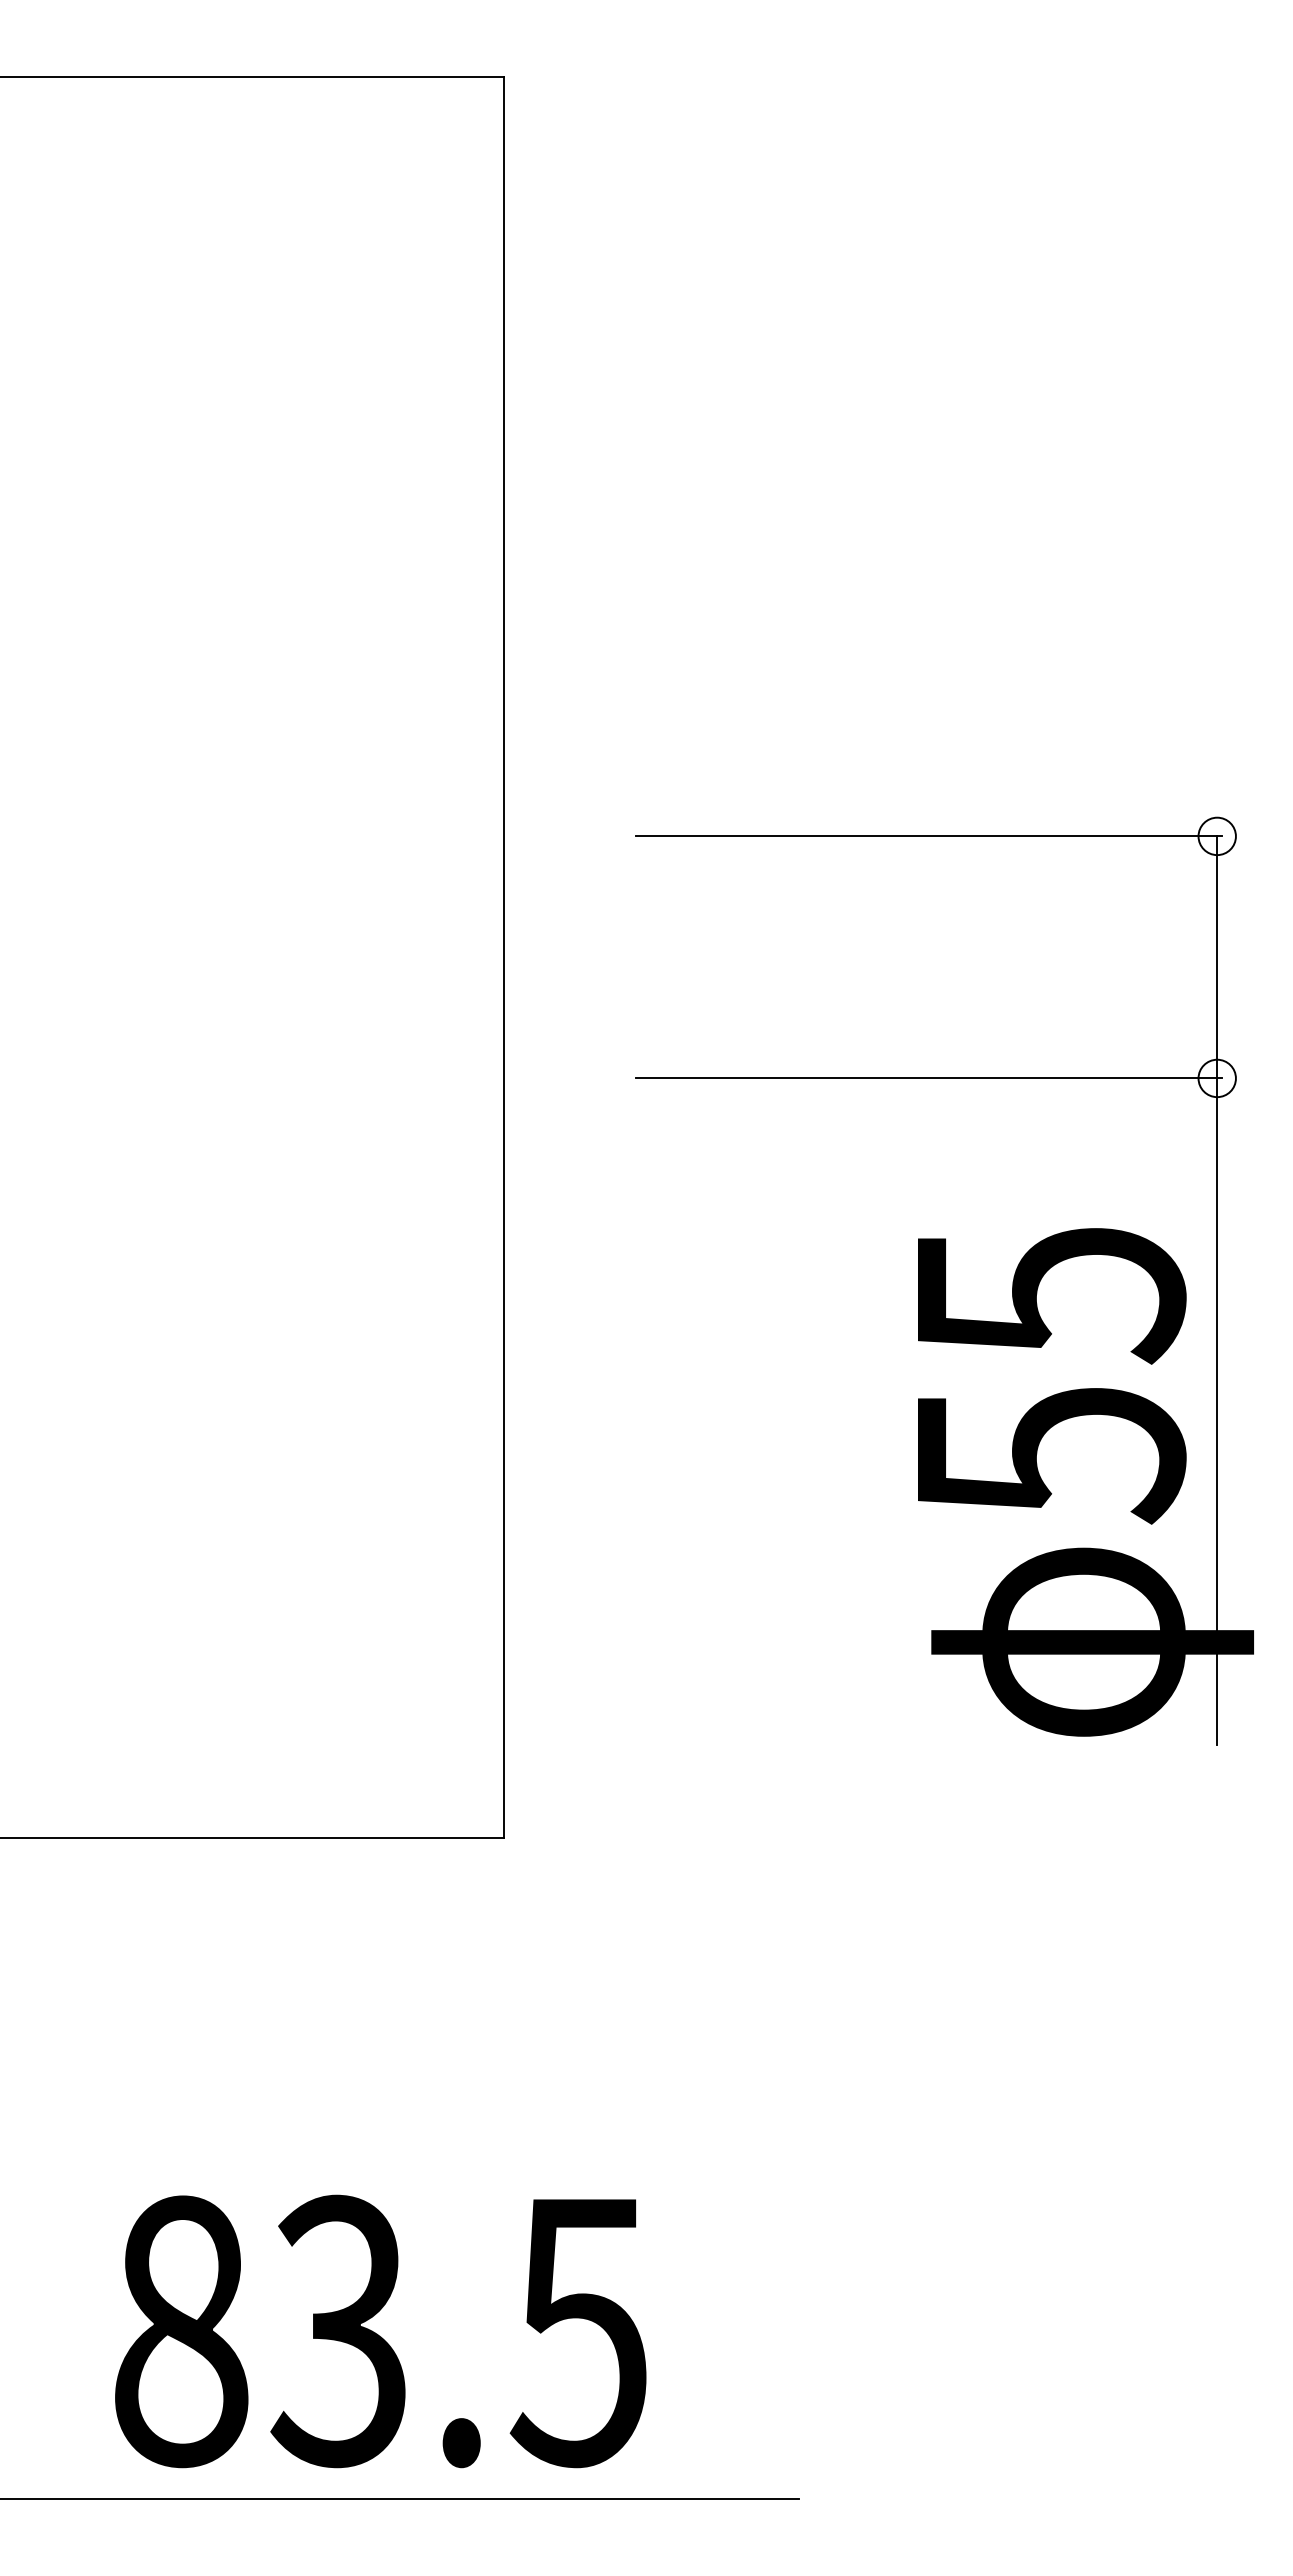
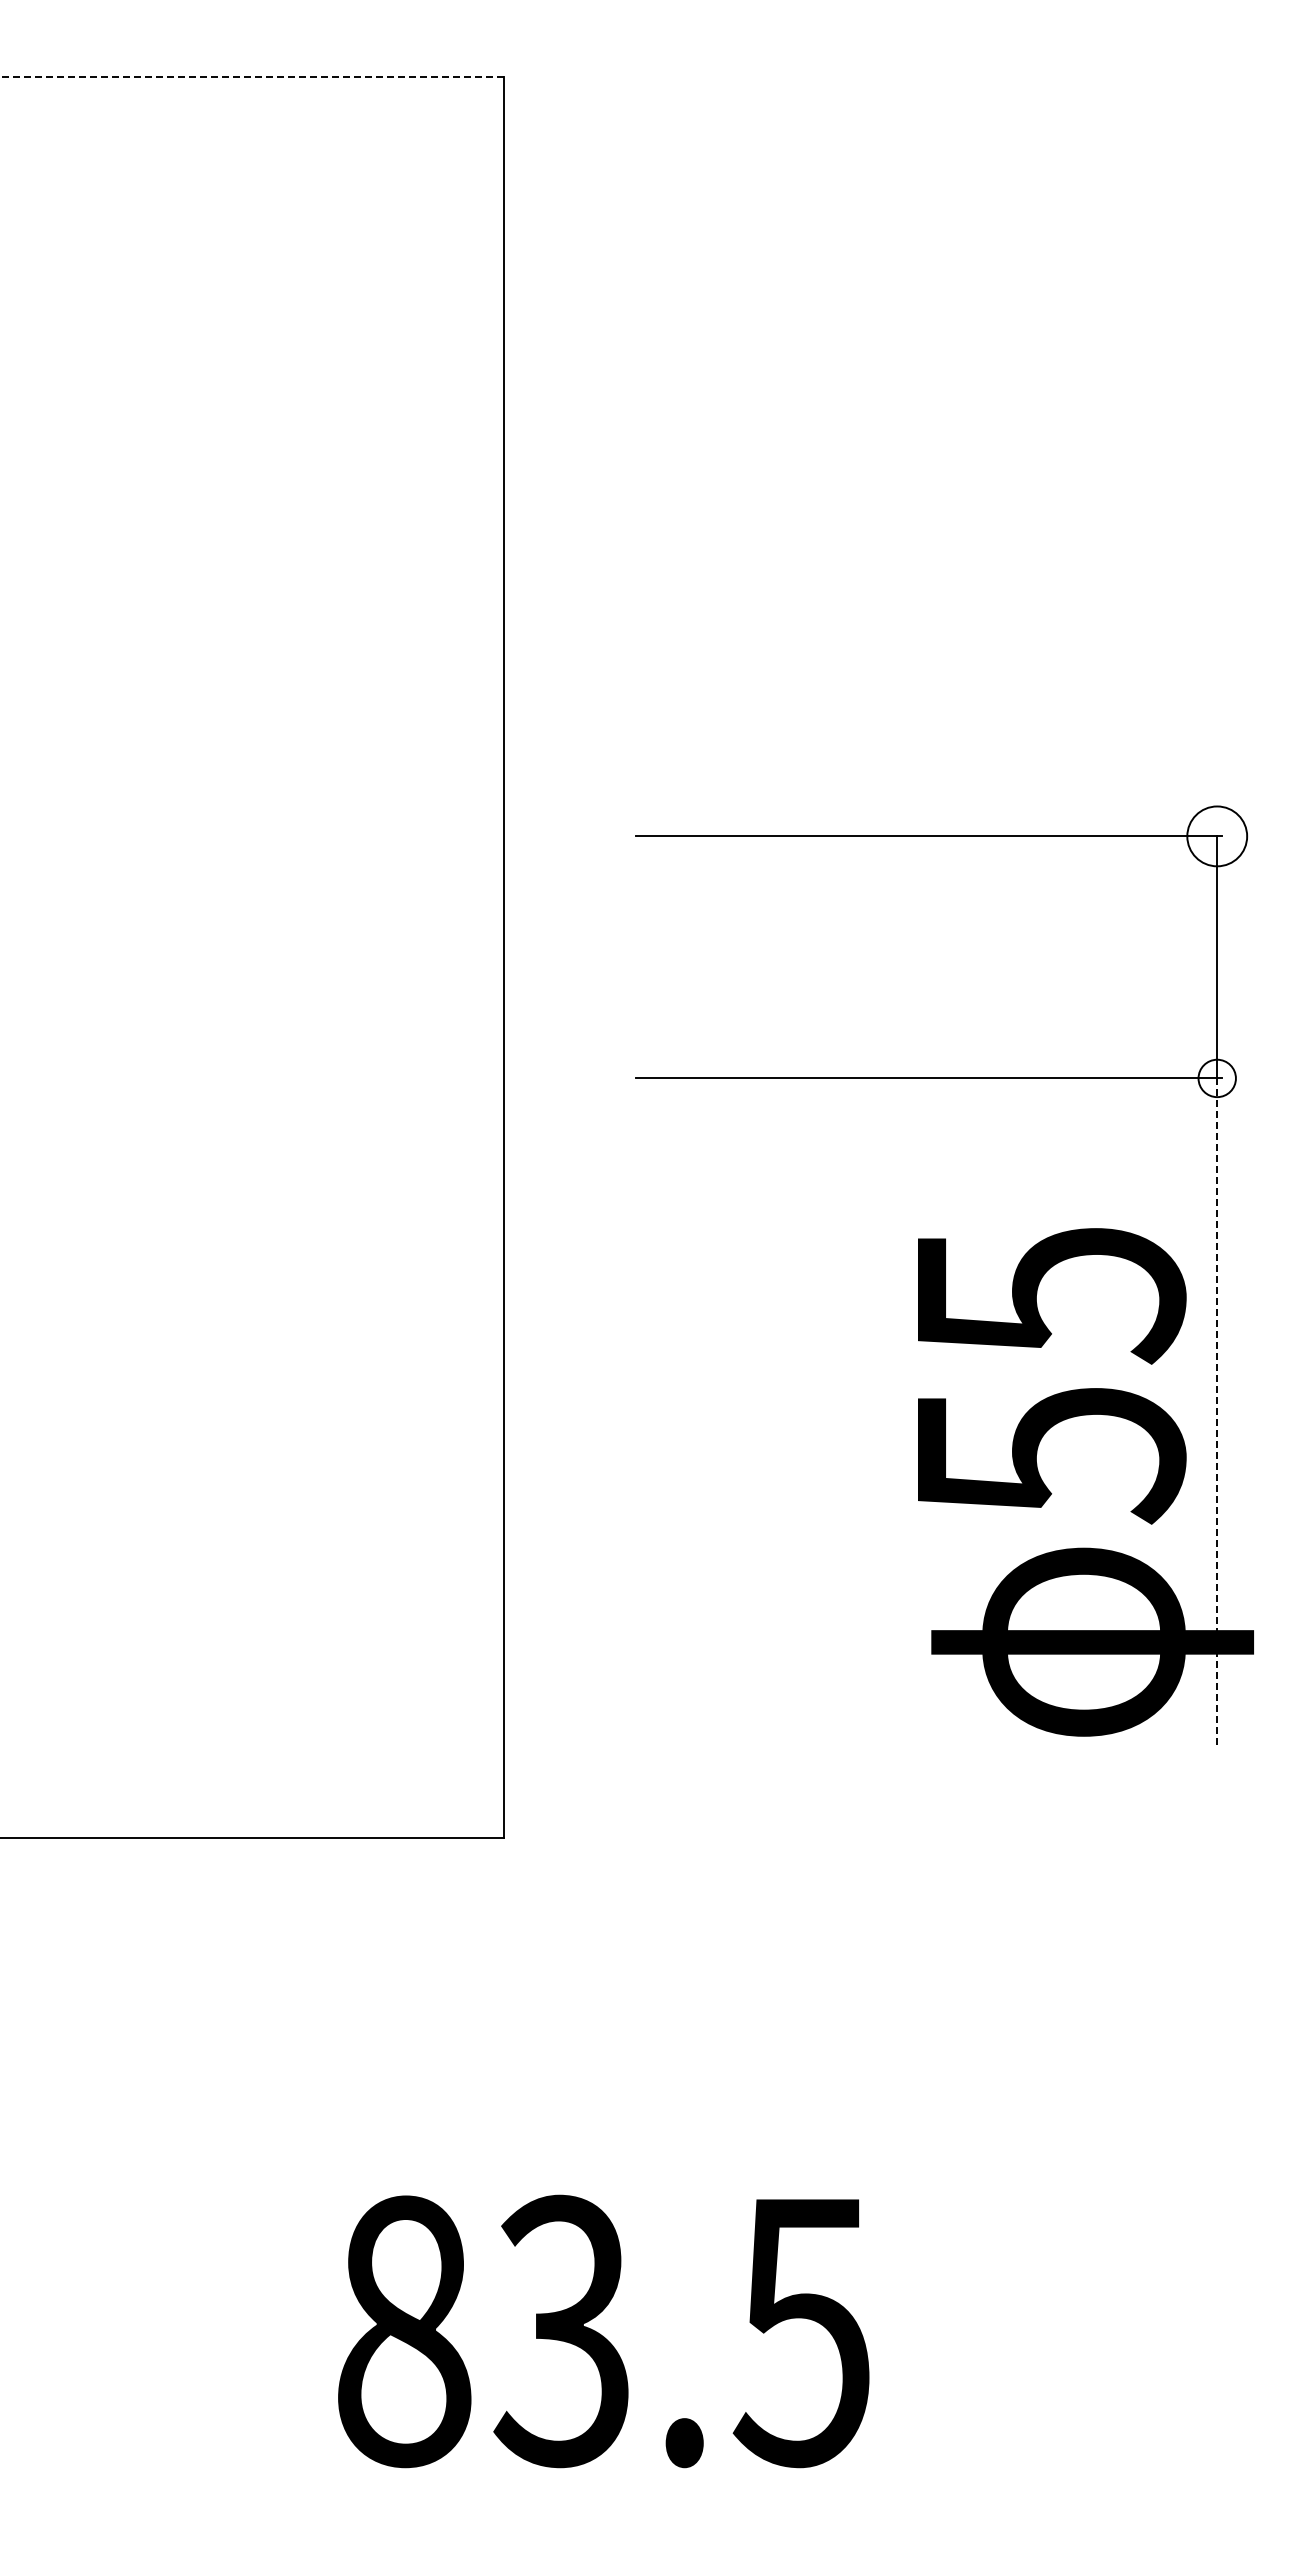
line: solid -> dashed (252, 77)
circle diameter: 37 px -> 60 px (1217, 836)
line: solid -> dashed (1217, 1412)
text position: (380, 2331) -> (603, 2331) (603, 2331)
line: present -> none (400, 2498)
